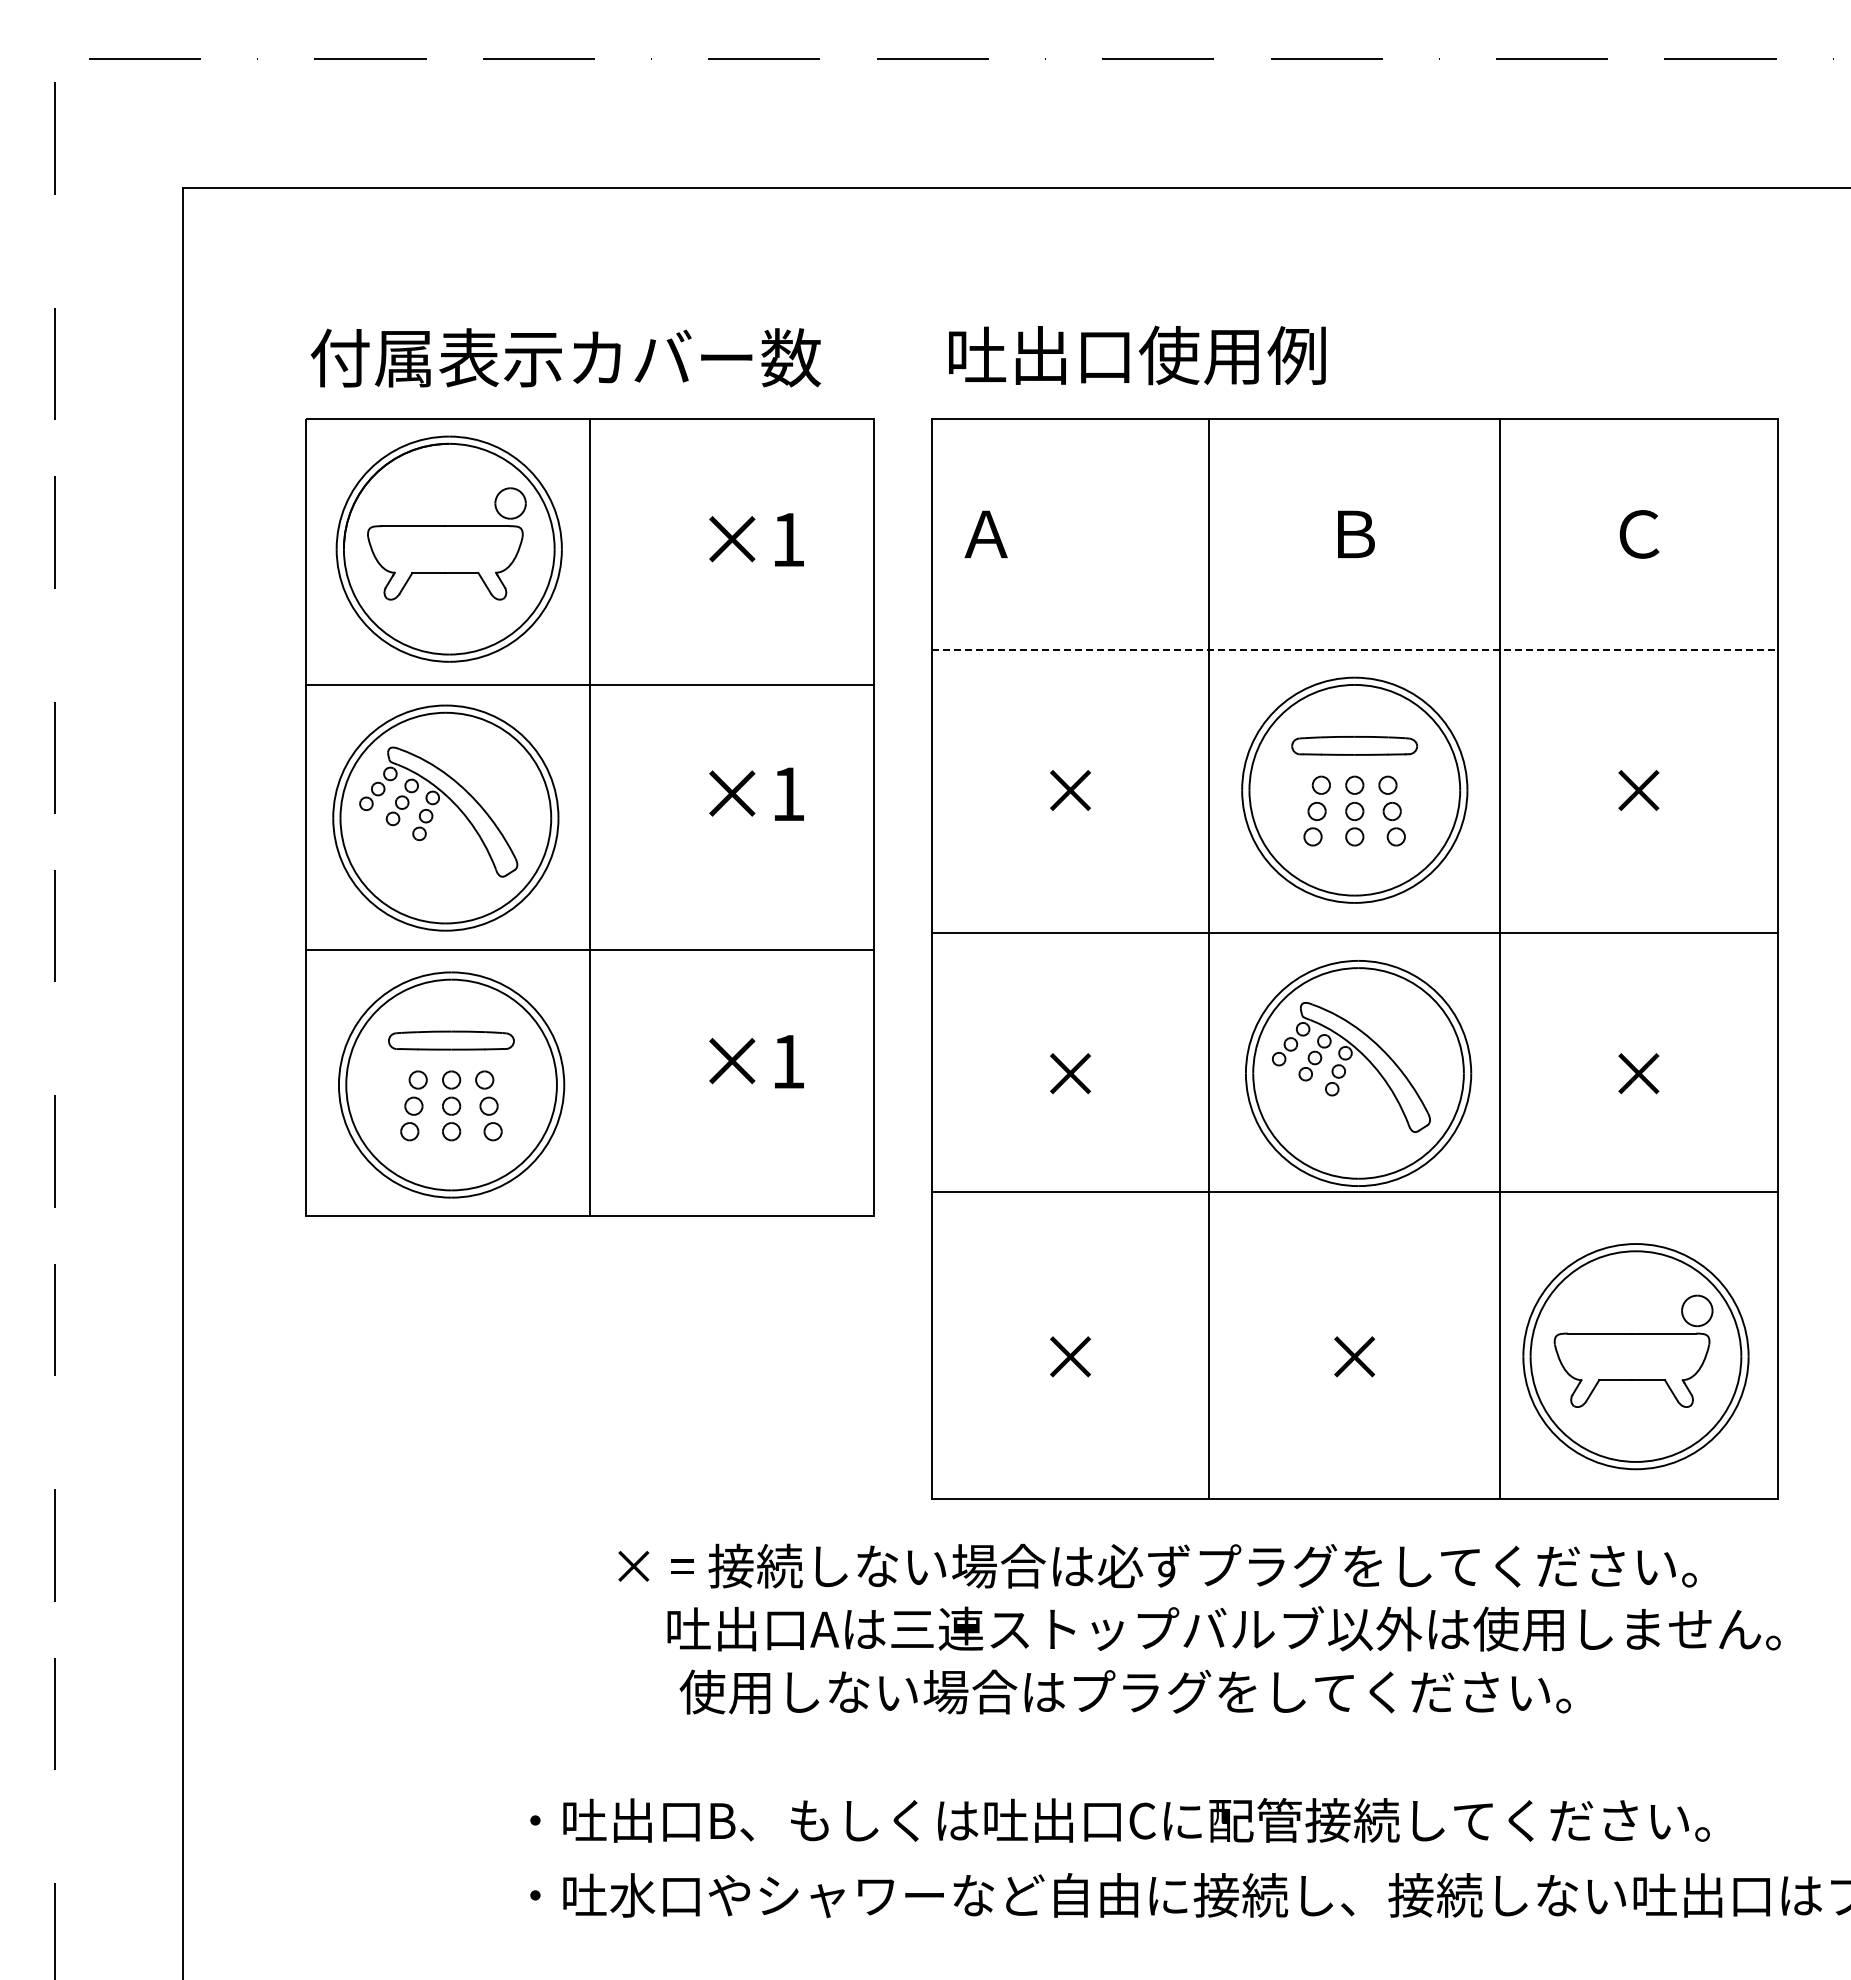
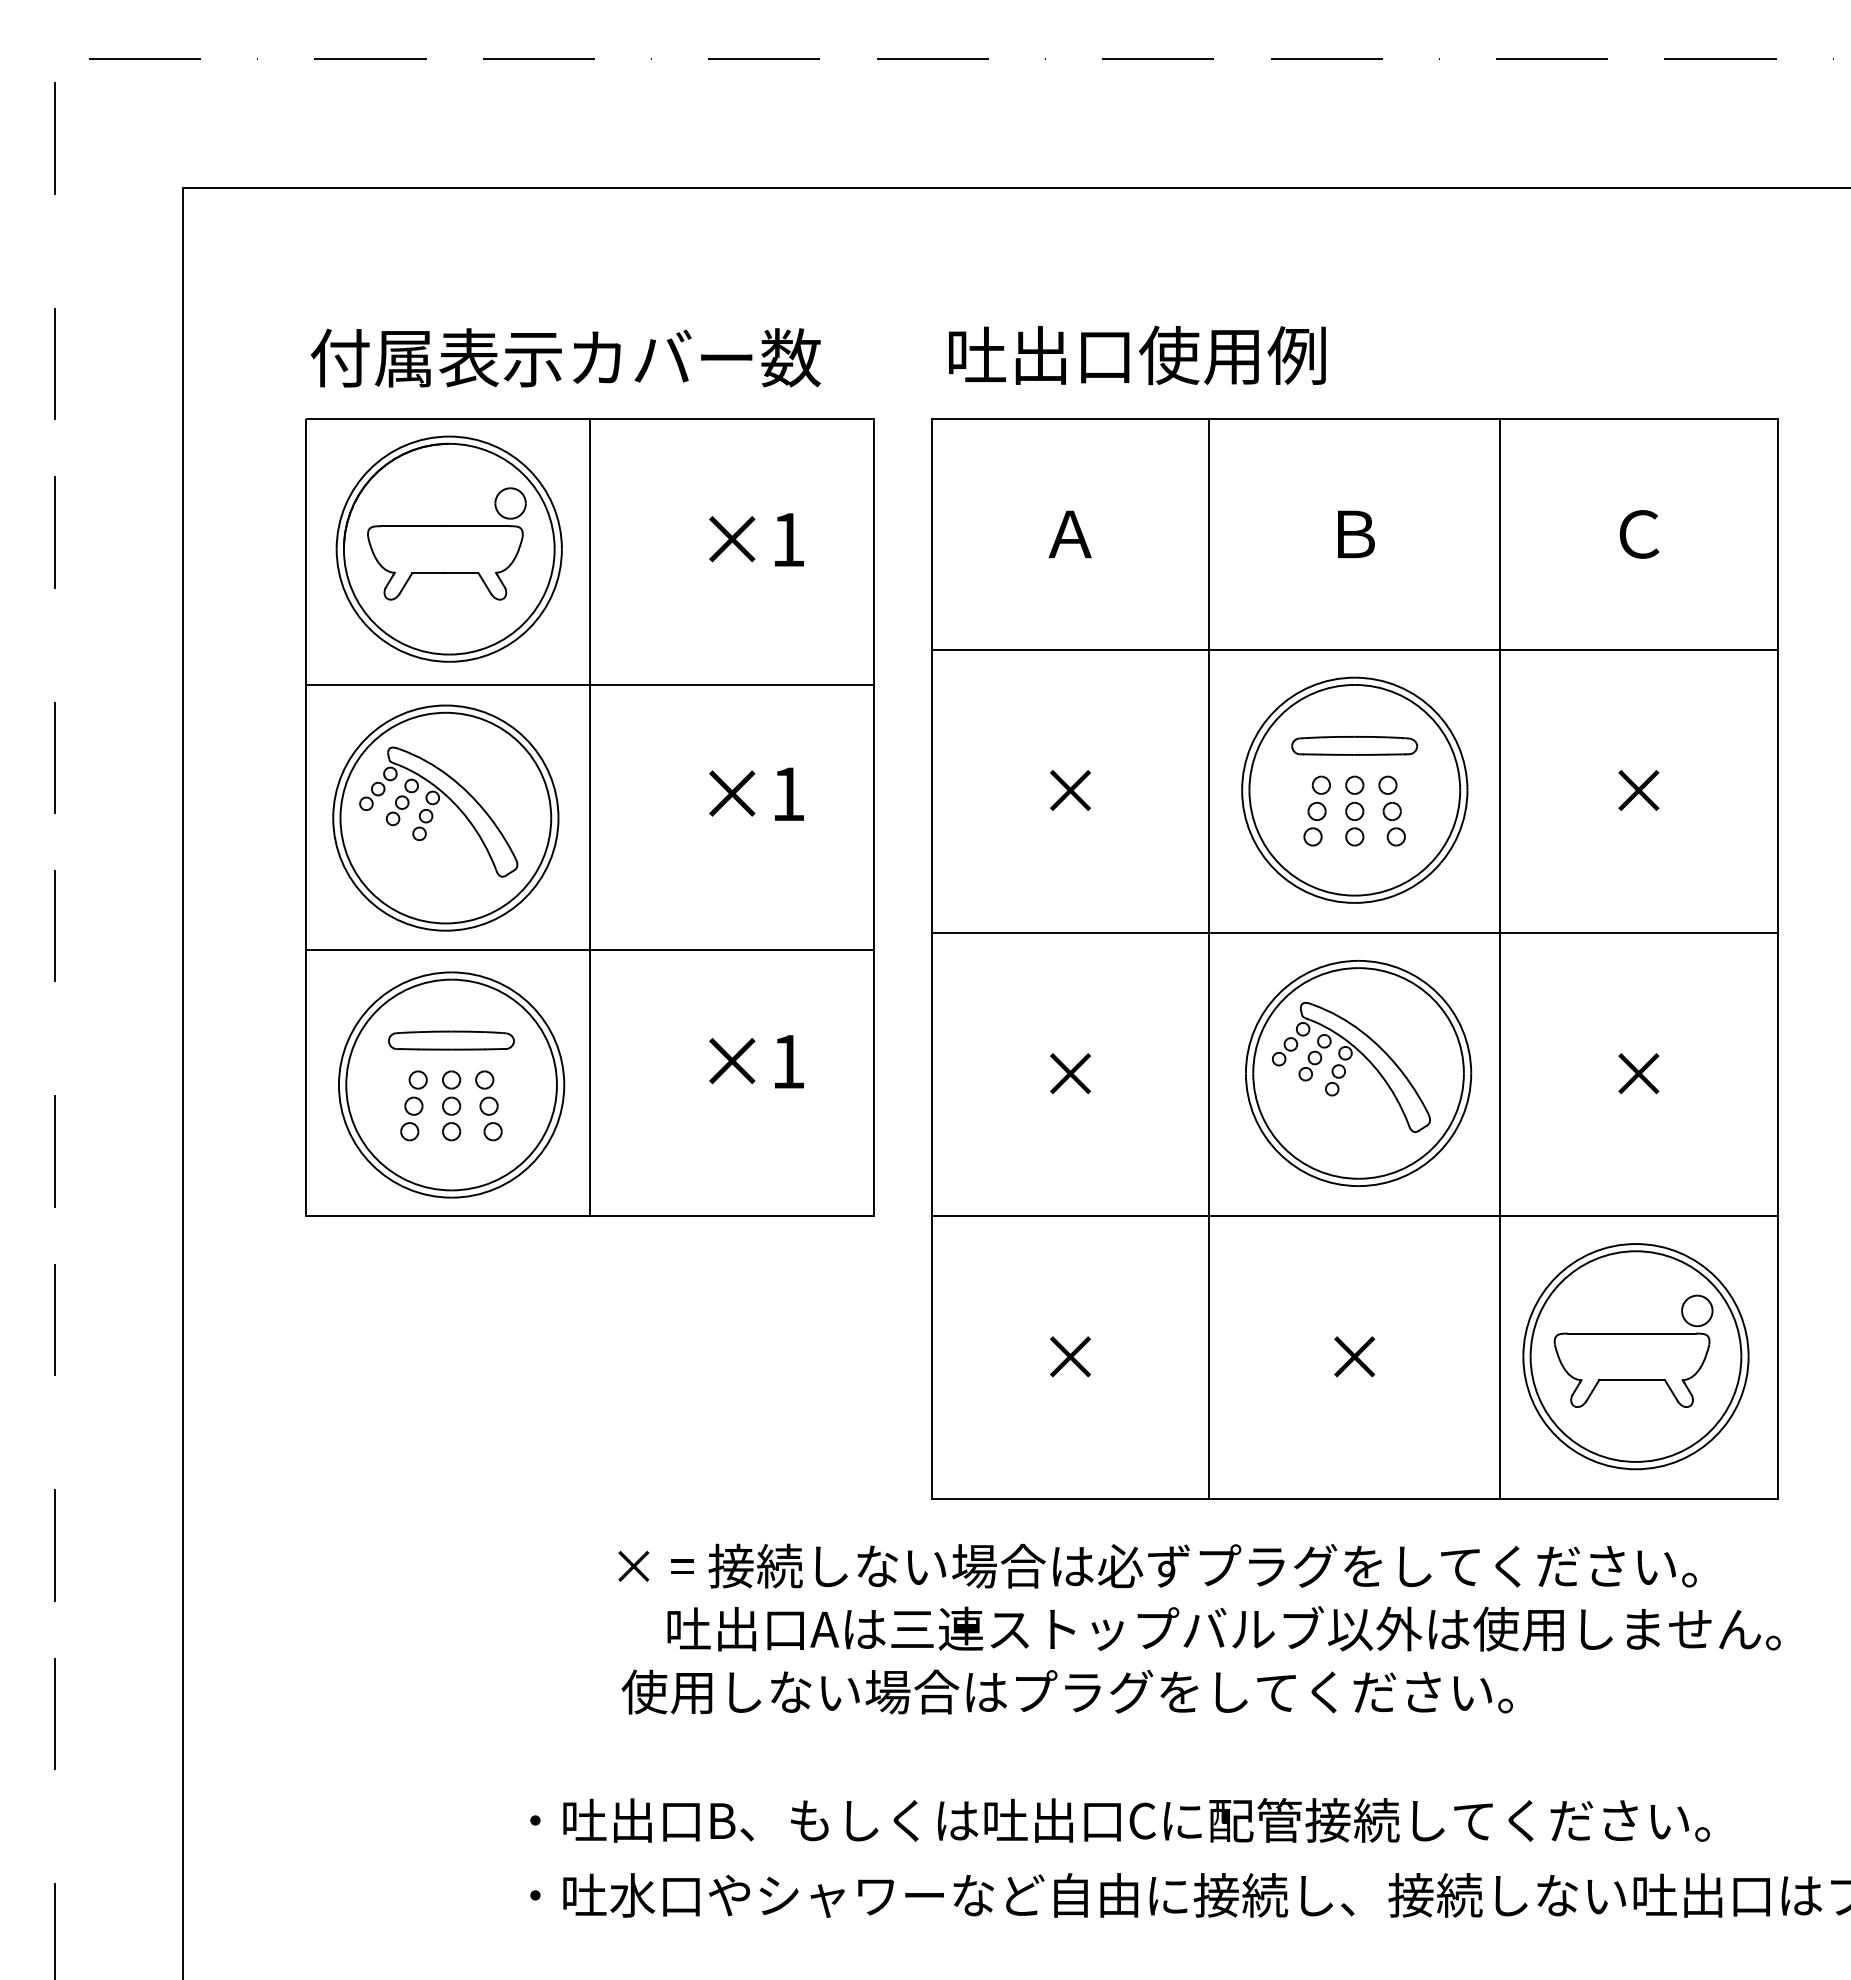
text position: (985, 533) -> (1069, 533) (1069, 533)
line: dashed -> solid (1354, 649)
line position: (1354, 1191) -> (1354, 1215) (1354, 1215)
text position: (1124, 1691) -> (1066, 1691) (1066, 1691)
